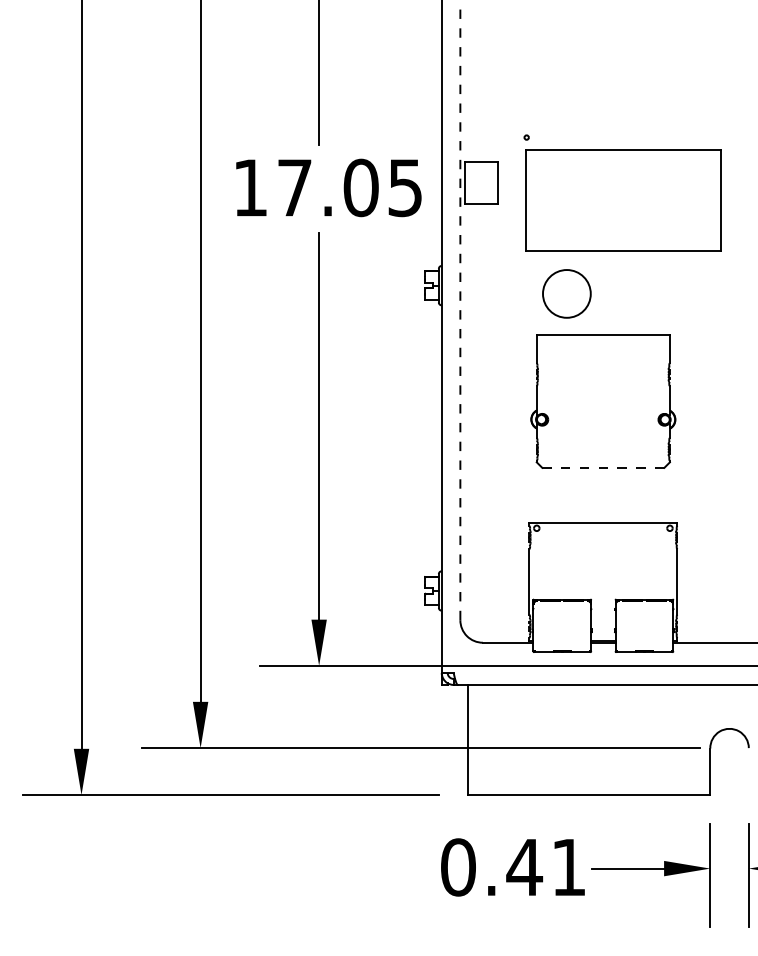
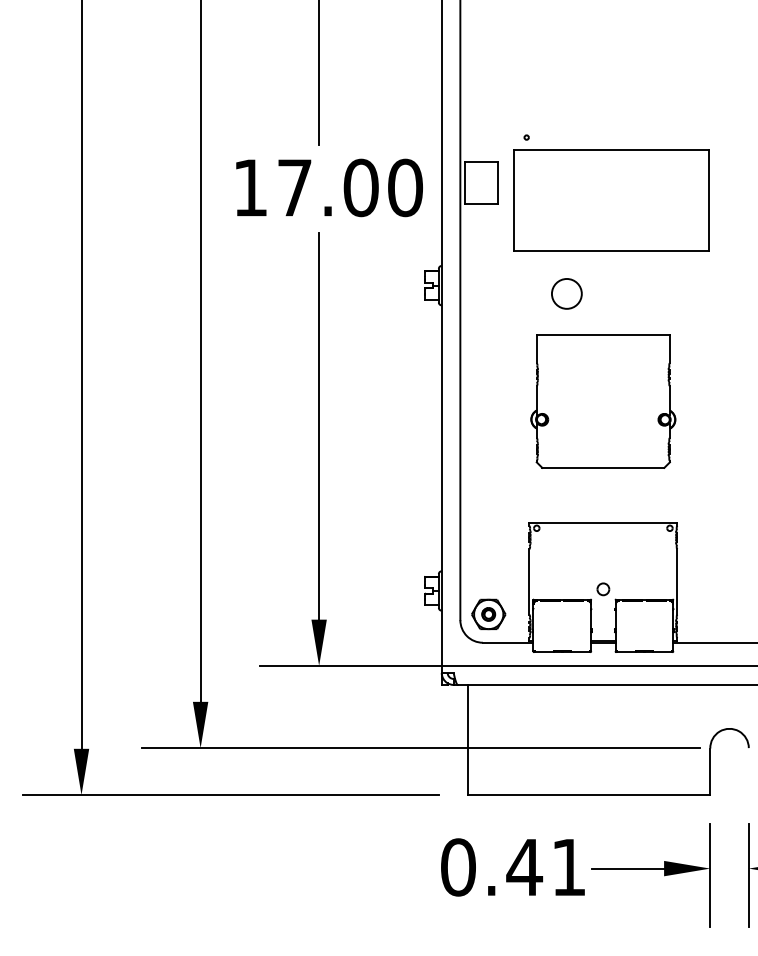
text: 17.05 -> 17.00 (405, 187)
part position: (623, 200) -> (611, 200) (611, 200)
circle diameter: 48 px -> 30 px (566, 293)
line: dashed -> solid (460, 310)
line: dashed -> solid (602, 467)
part: none -> present (603, 589)
part: none -> present (488, 614)
